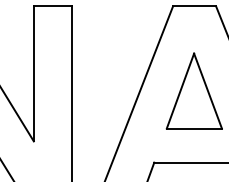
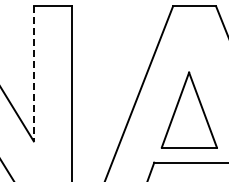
line: solid -> dashed (33, 74)
part position: (193, 90) -> (188, 109) (188, 109)
